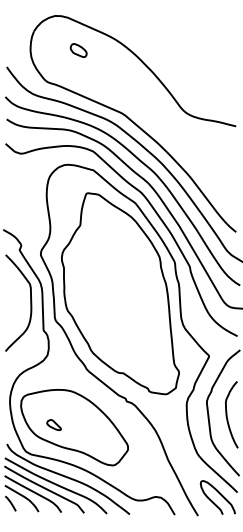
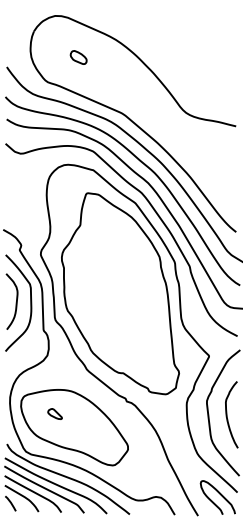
part position: (78, 50) -> (78, 57) (78, 57)
curve: none -> present (15, 302)
part position: (53, 424) -> (54, 413) (54, 413)
